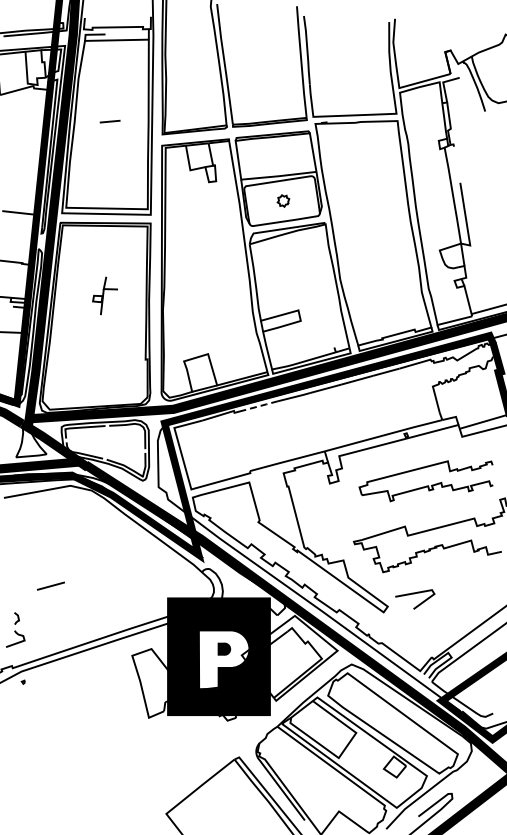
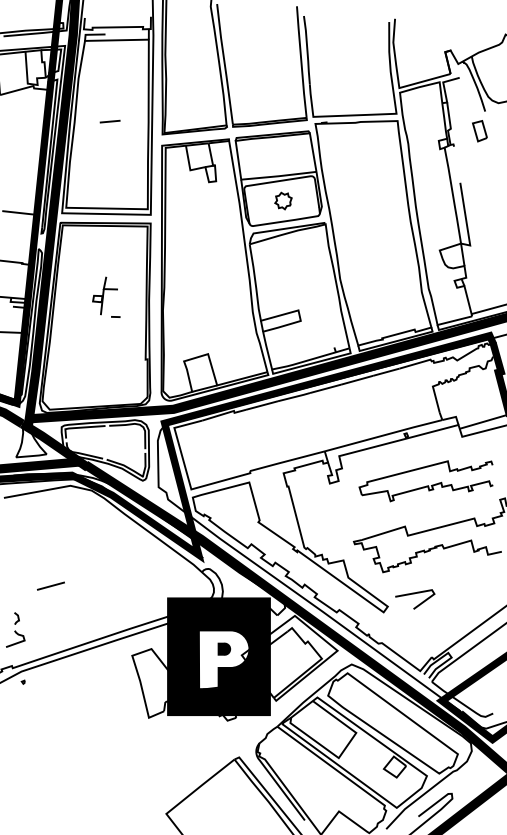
part: none -> present (479, 131)
part size: 15x14 px -> 19x20 px (283, 200)
line: none -> present (115, 316)
line: dashed -> solid (261, 405)
